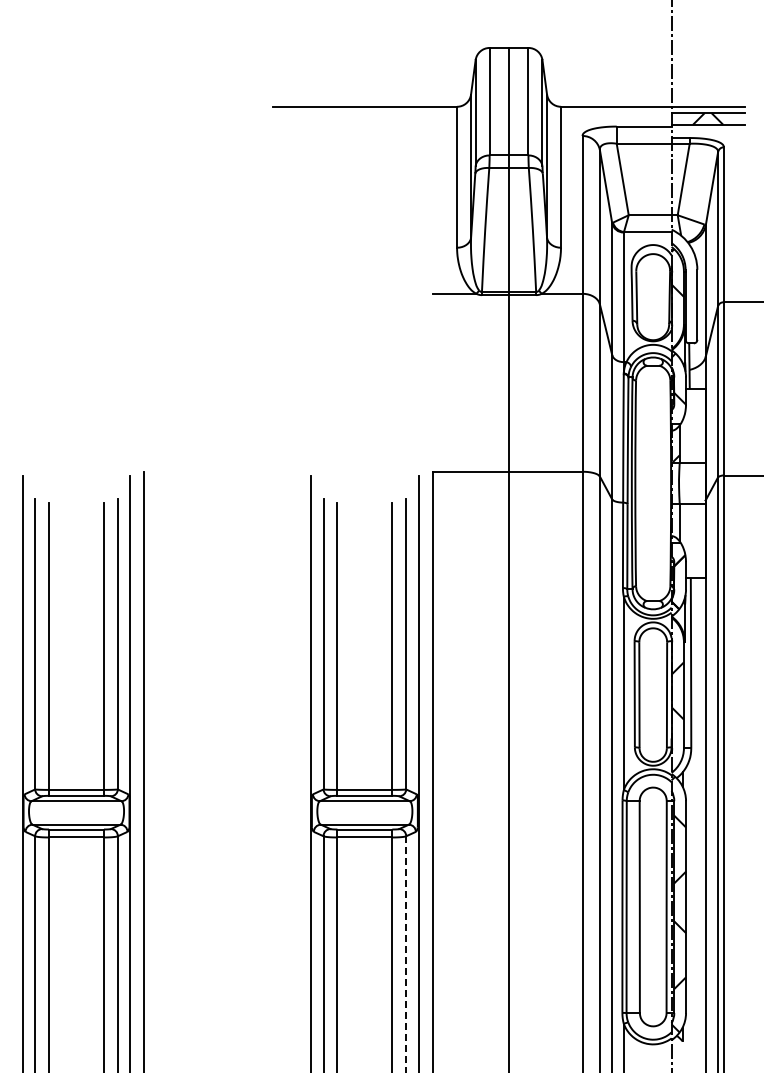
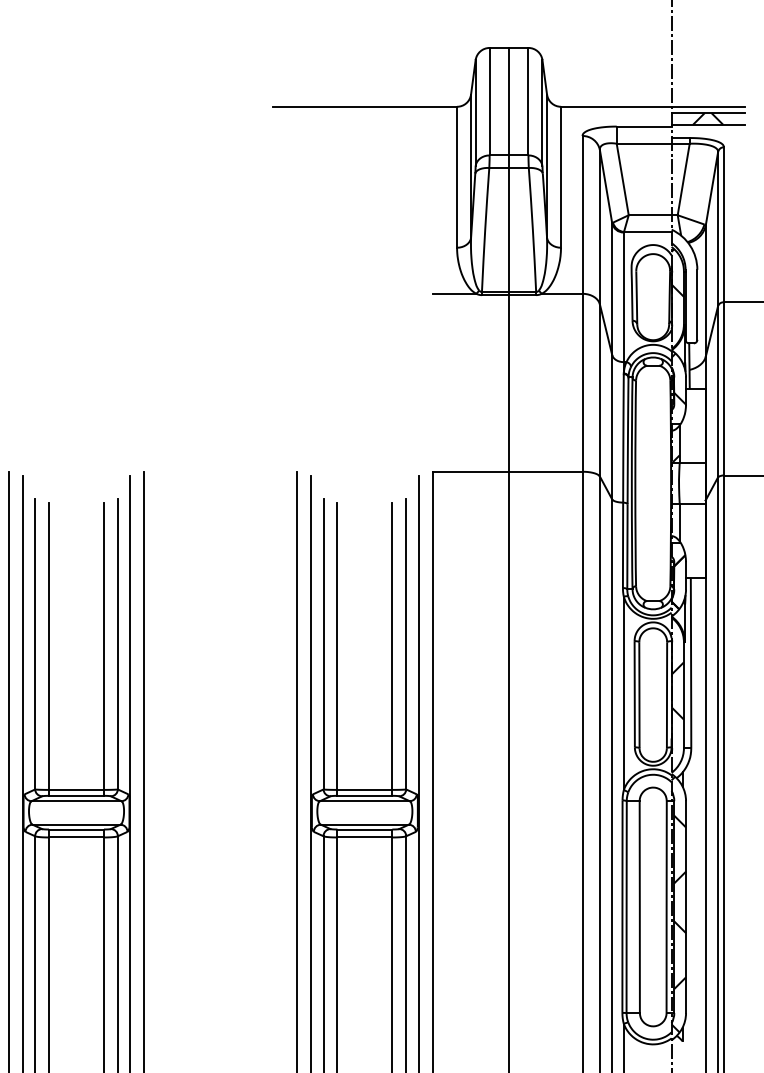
line: none -> present (8, 770)
line: none -> present (297, 770)
line: dashed -> solid (406, 954)
